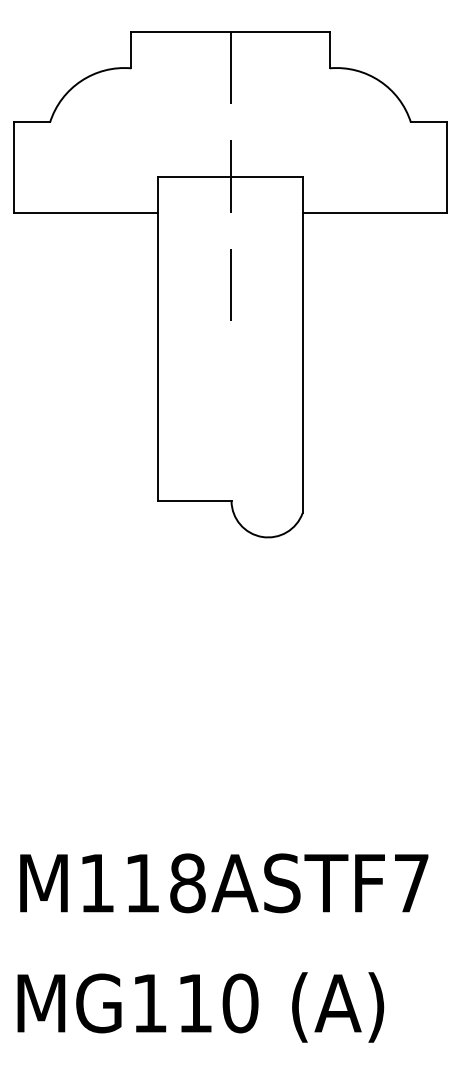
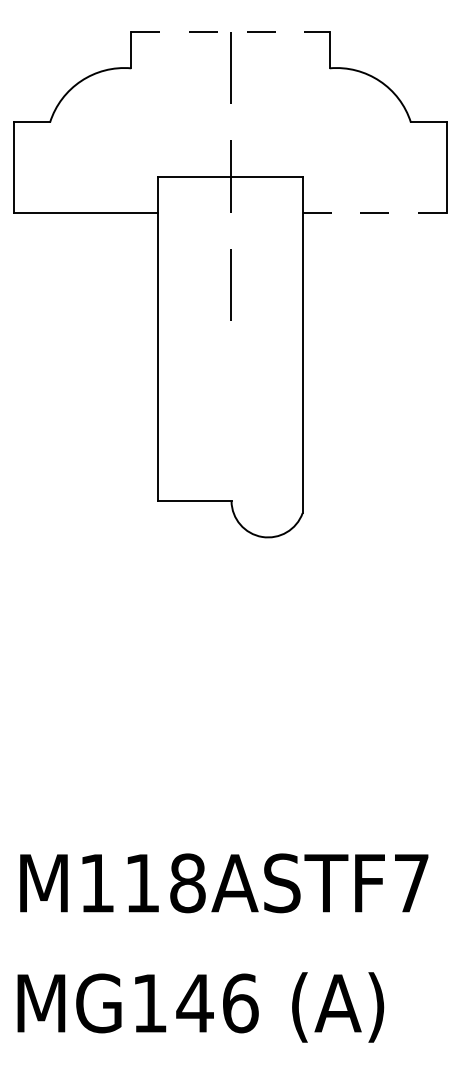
line: solid -> dashed (230, 32)
line: solid -> dashed (375, 212)
text: MG110 -> MG146 (217, 1003)
